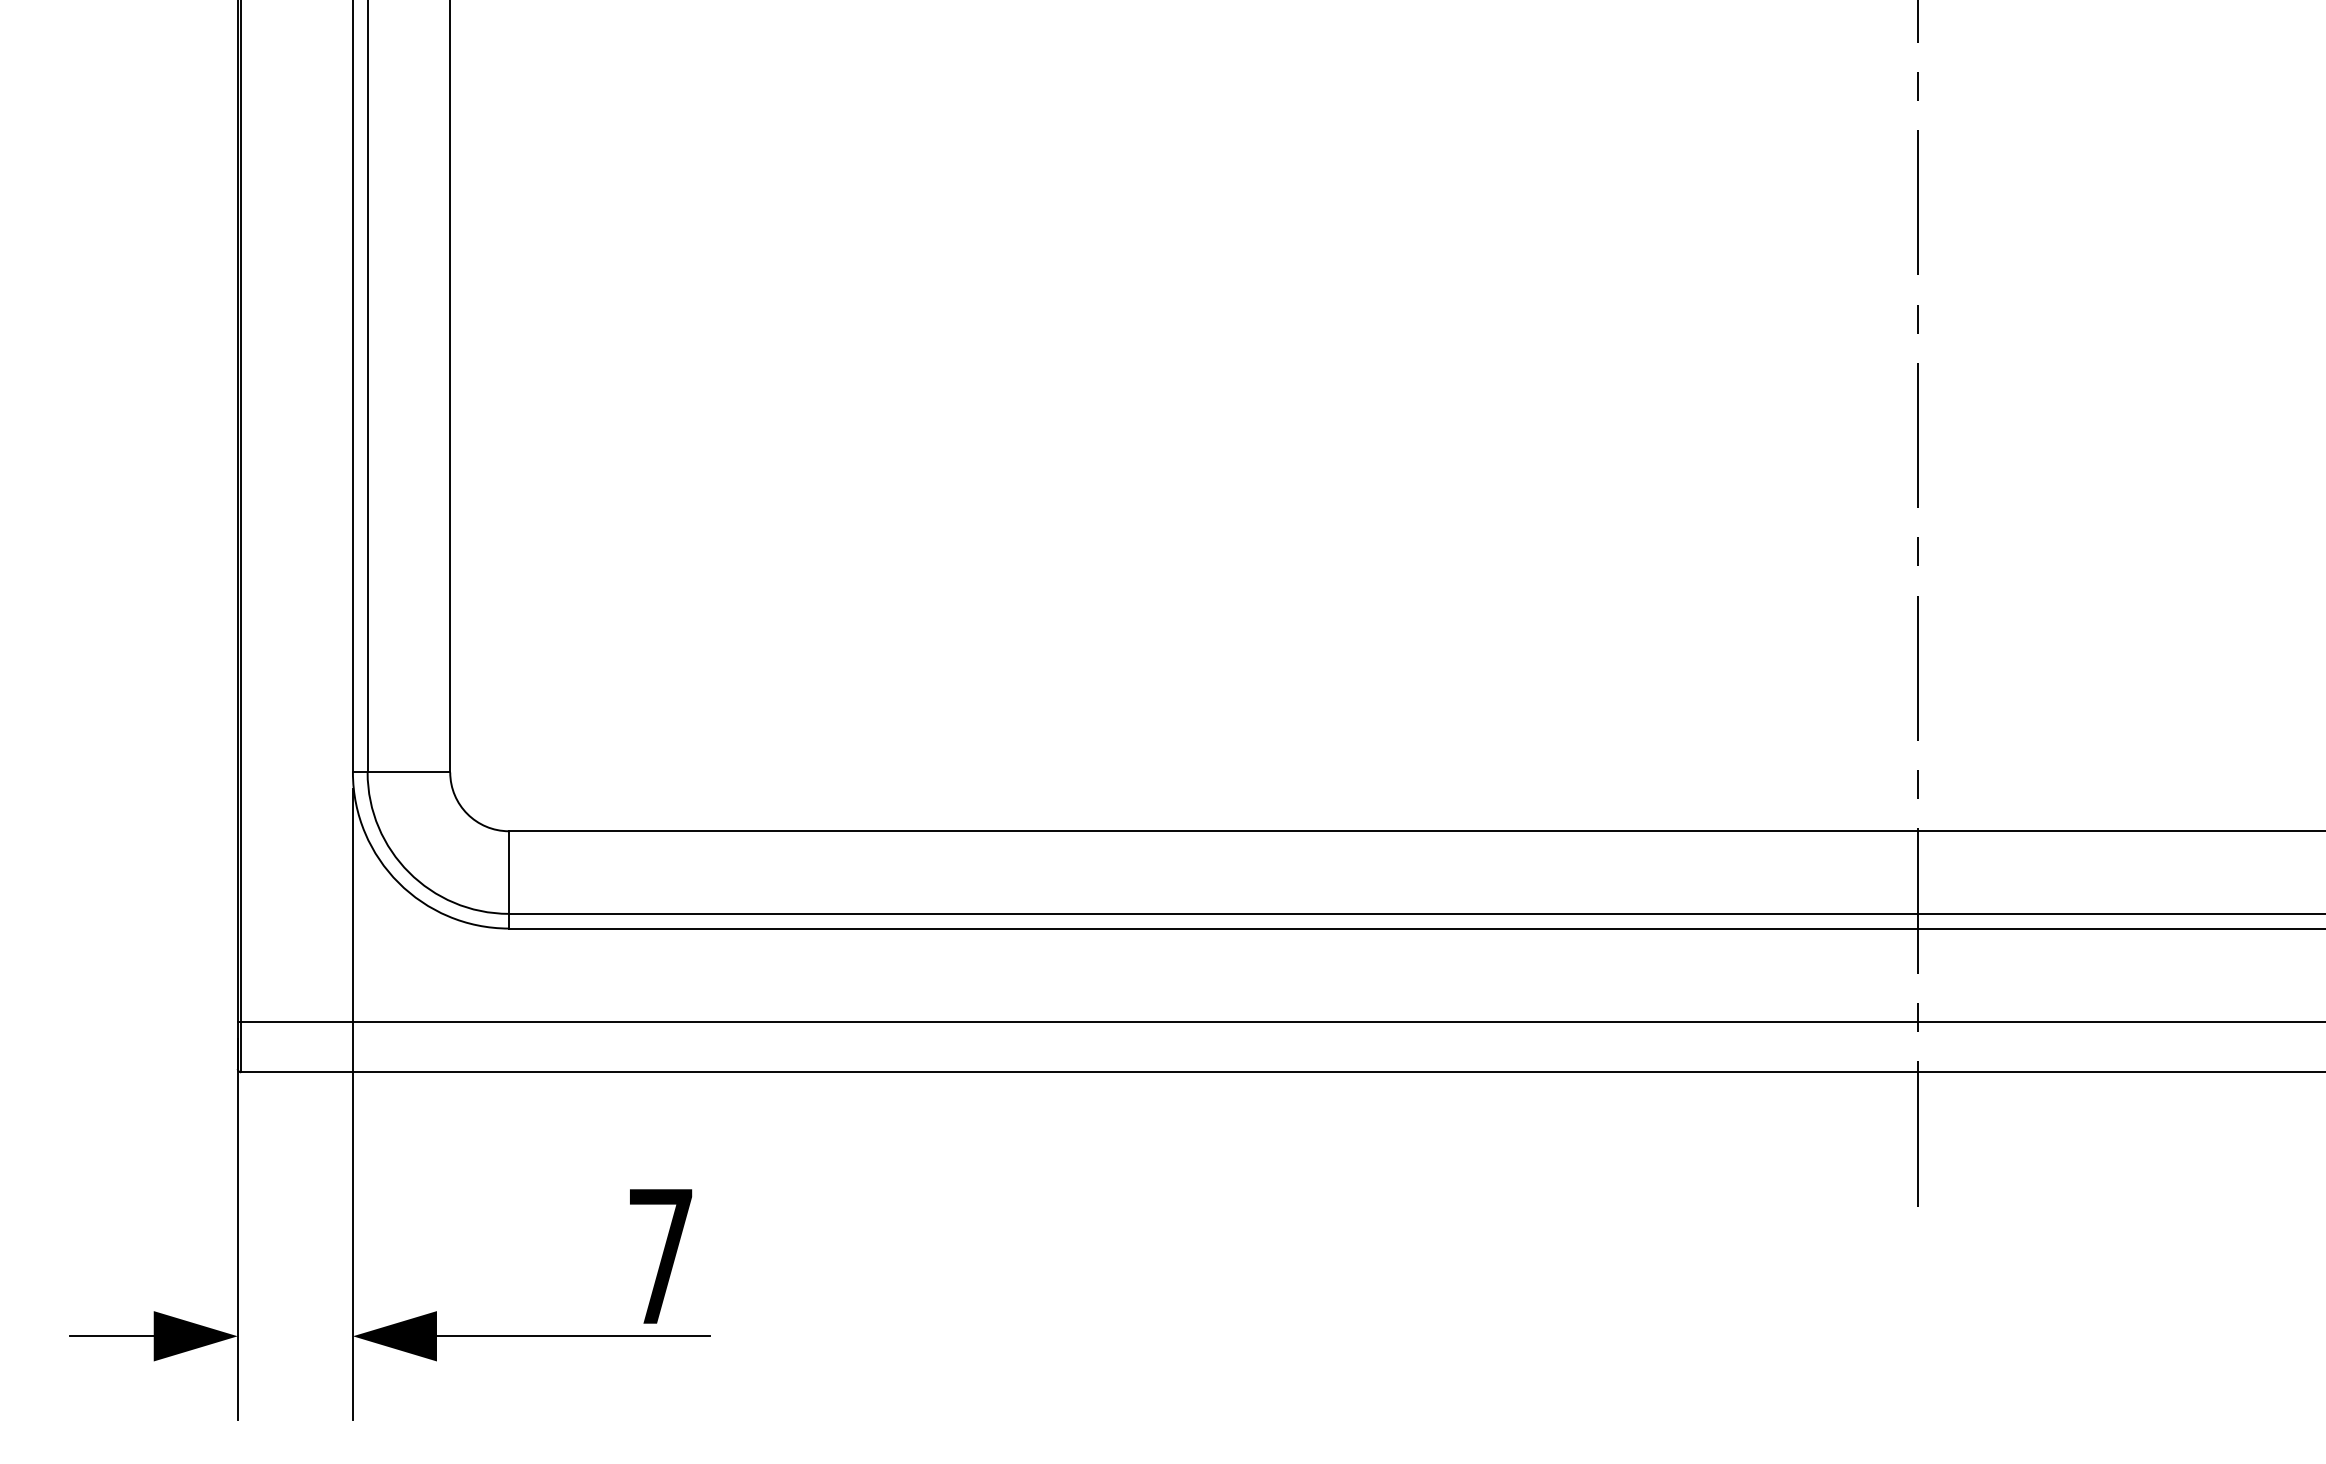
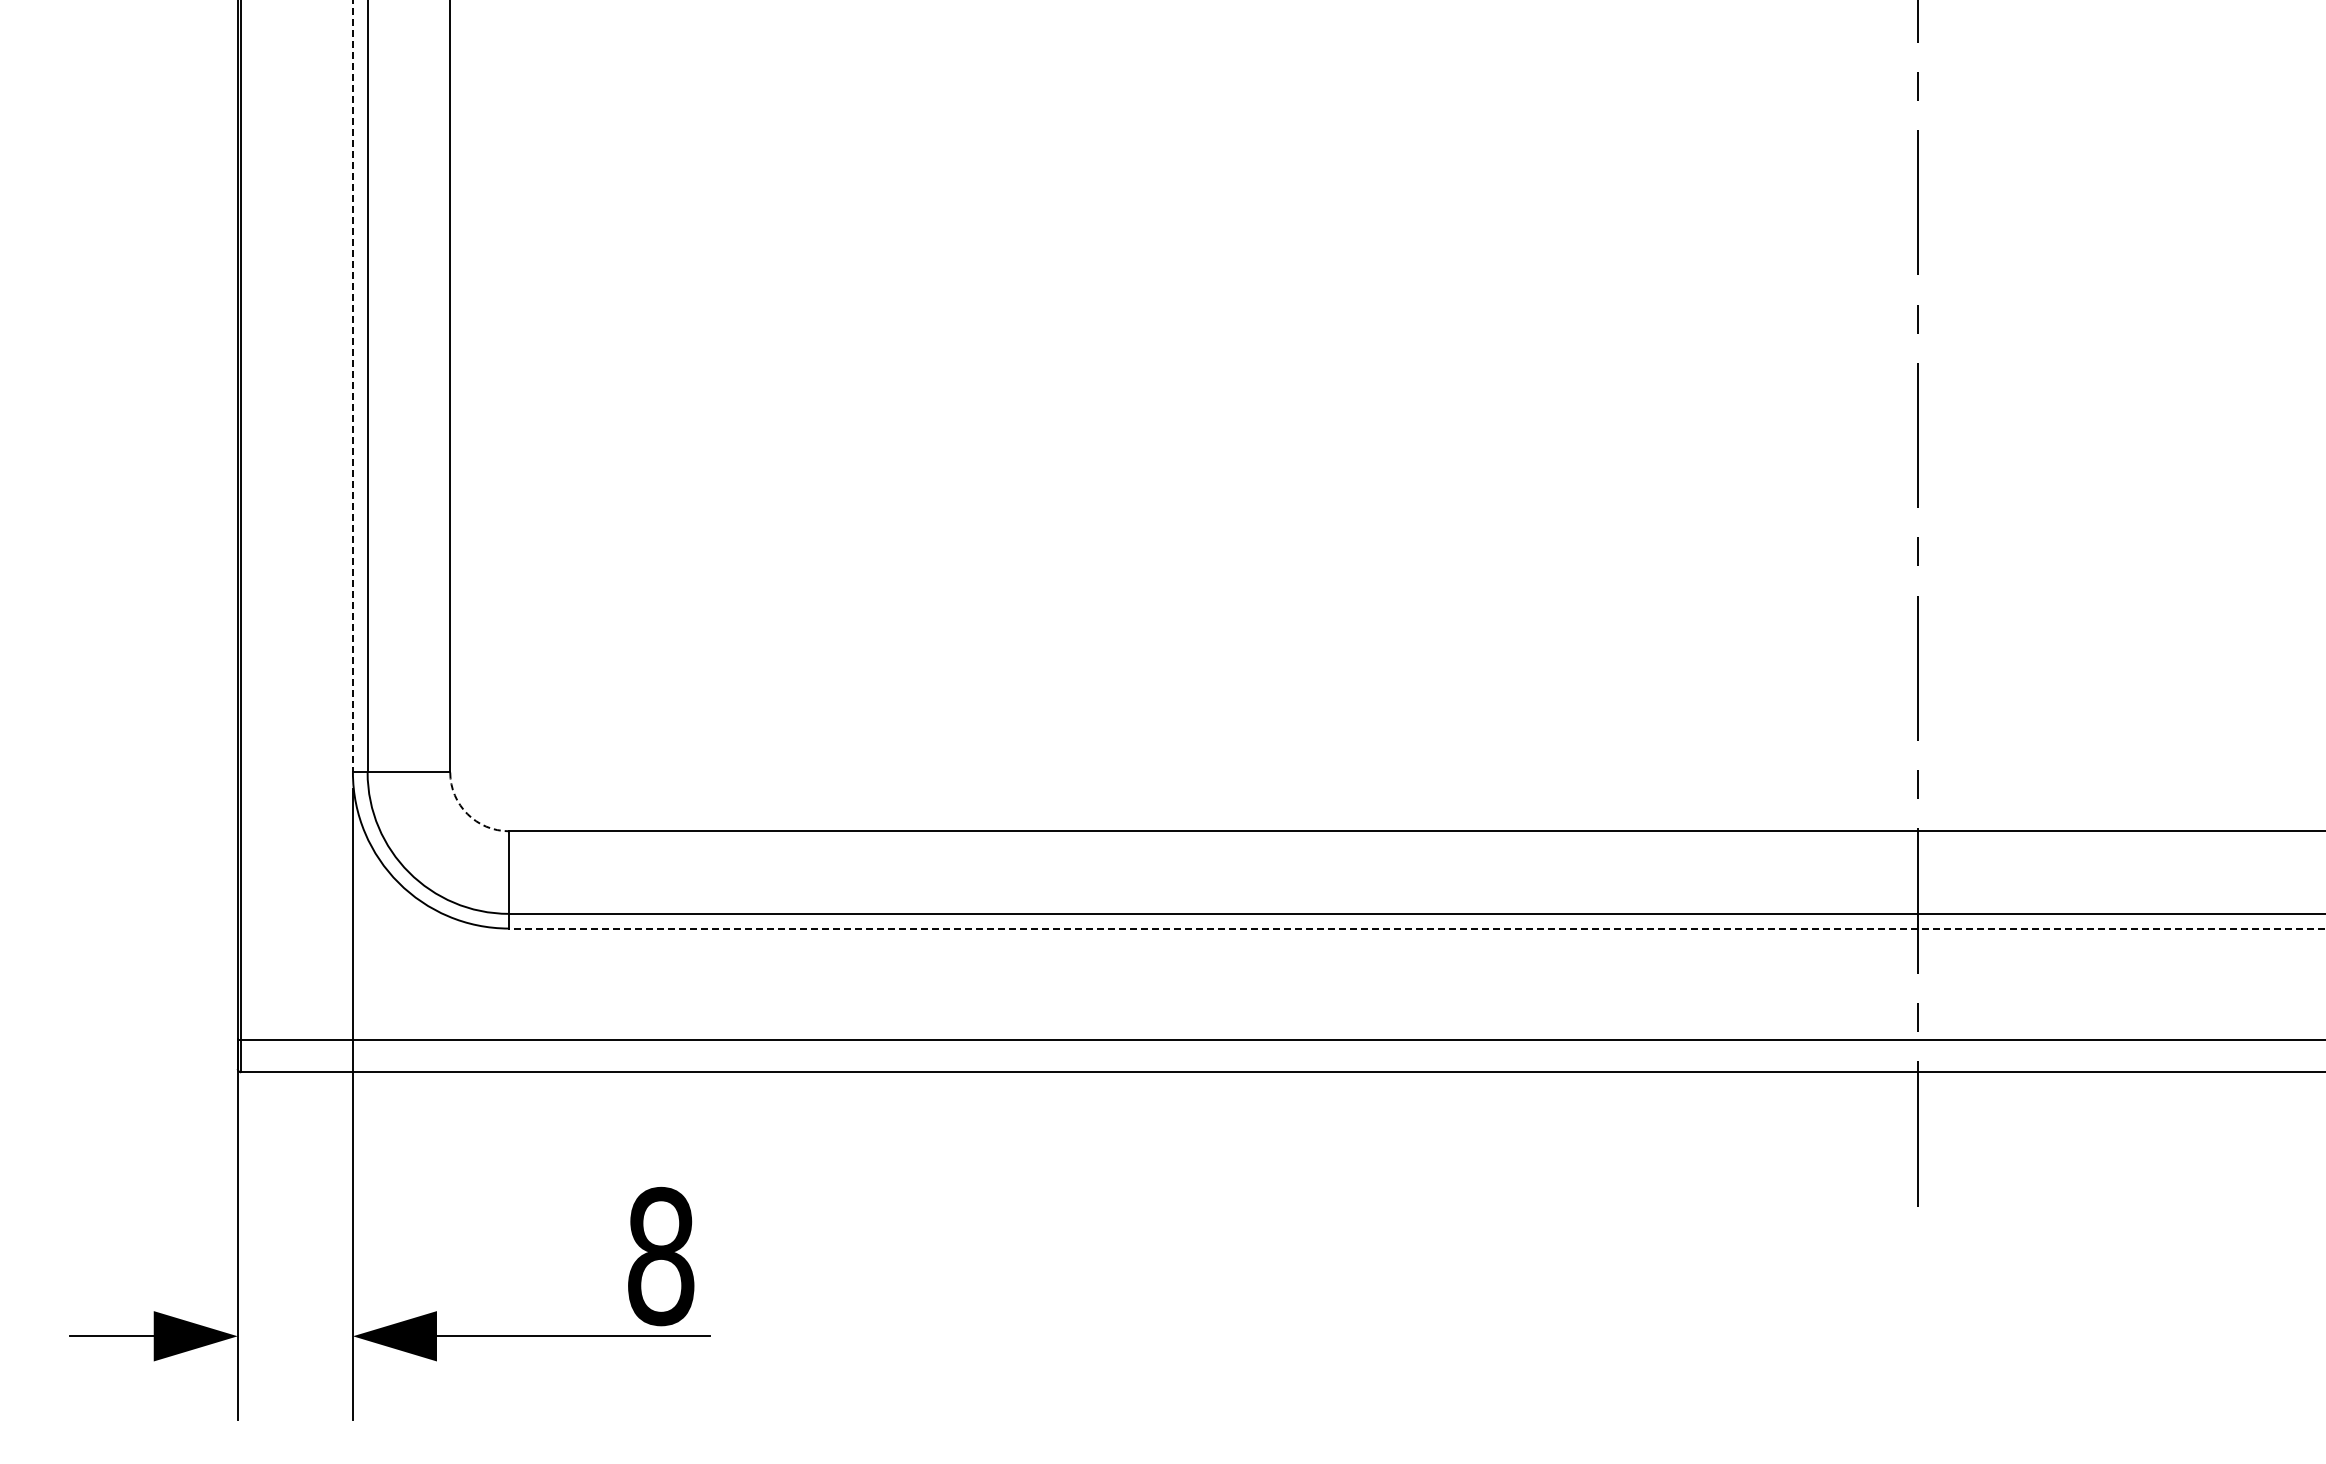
line: solid -> dashed (352, 386)
arc: solid -> dashed (467, 814)
line: solid -> dashed (1416, 928)
line position: (1279, 1021) -> (1279, 1039) (1279, 1039)
text: 7 -> 8 (661, 1256)
